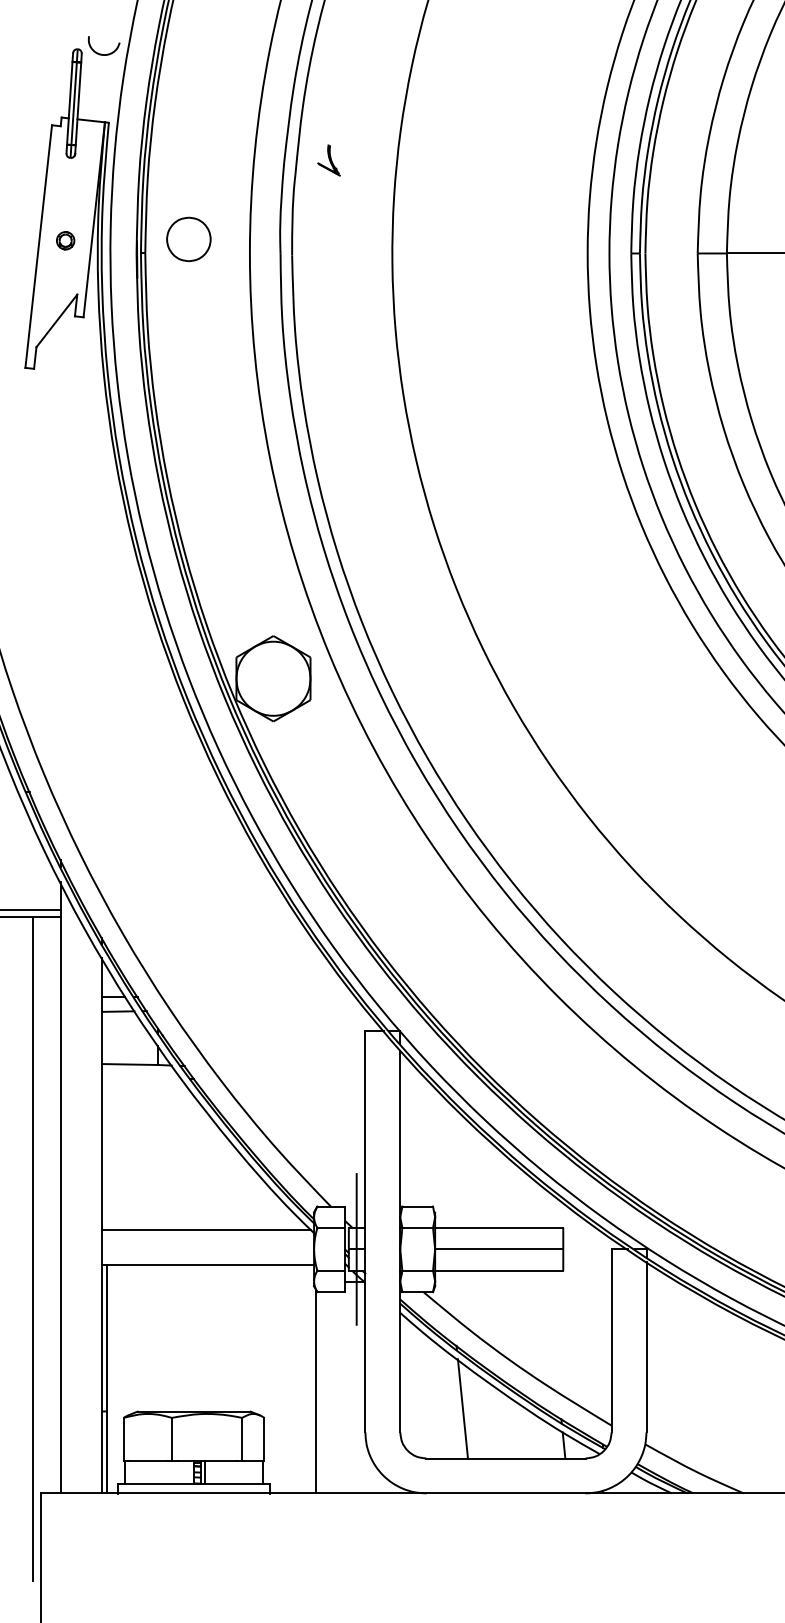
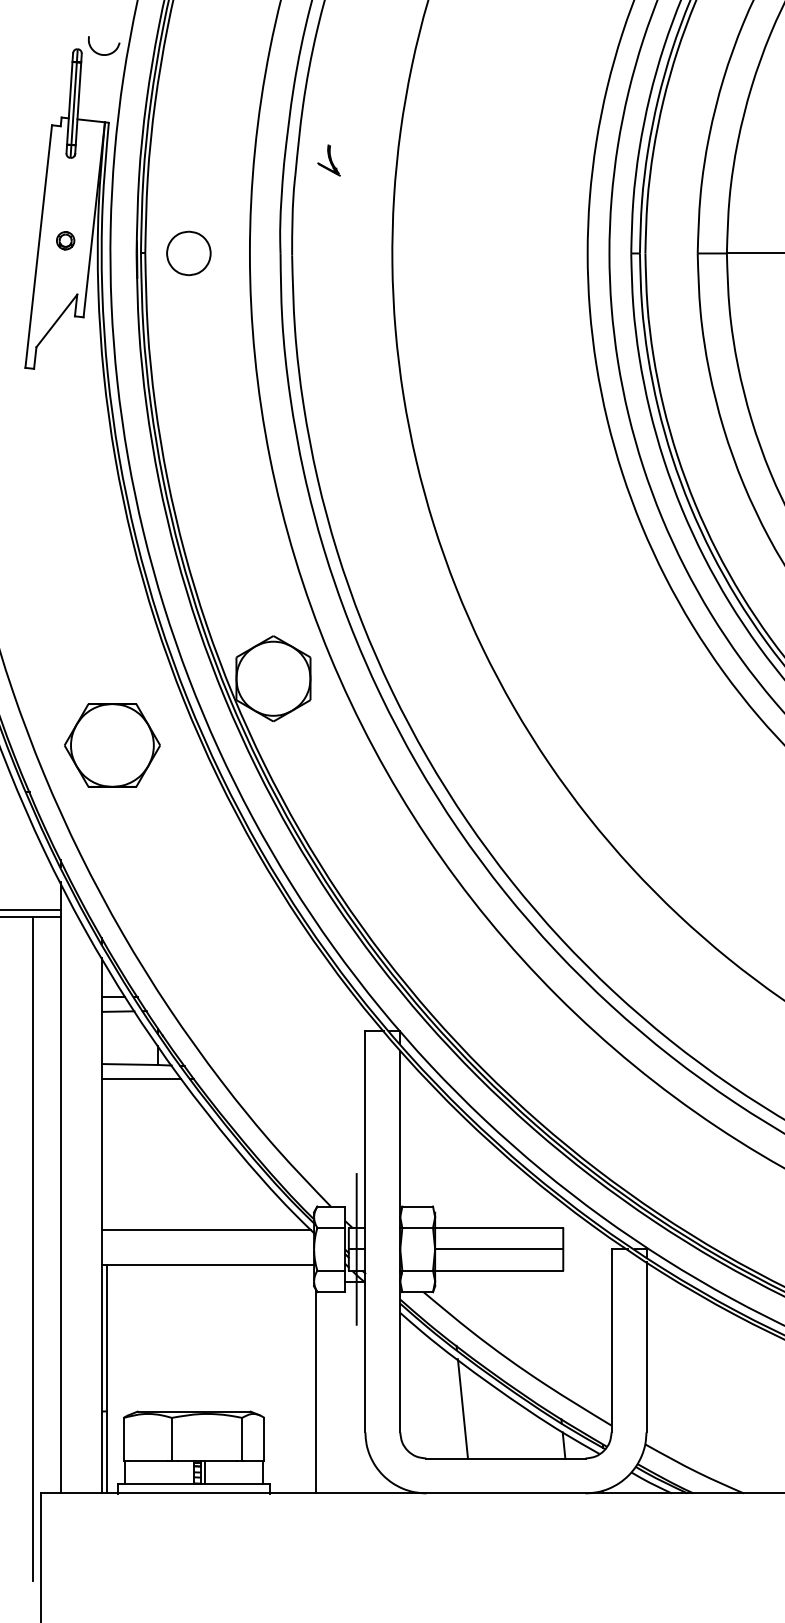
part position: (188, 239) -> (188, 253) (188, 253)
part: none -> present (112, 745)
line: none -> present (141, 1078)
